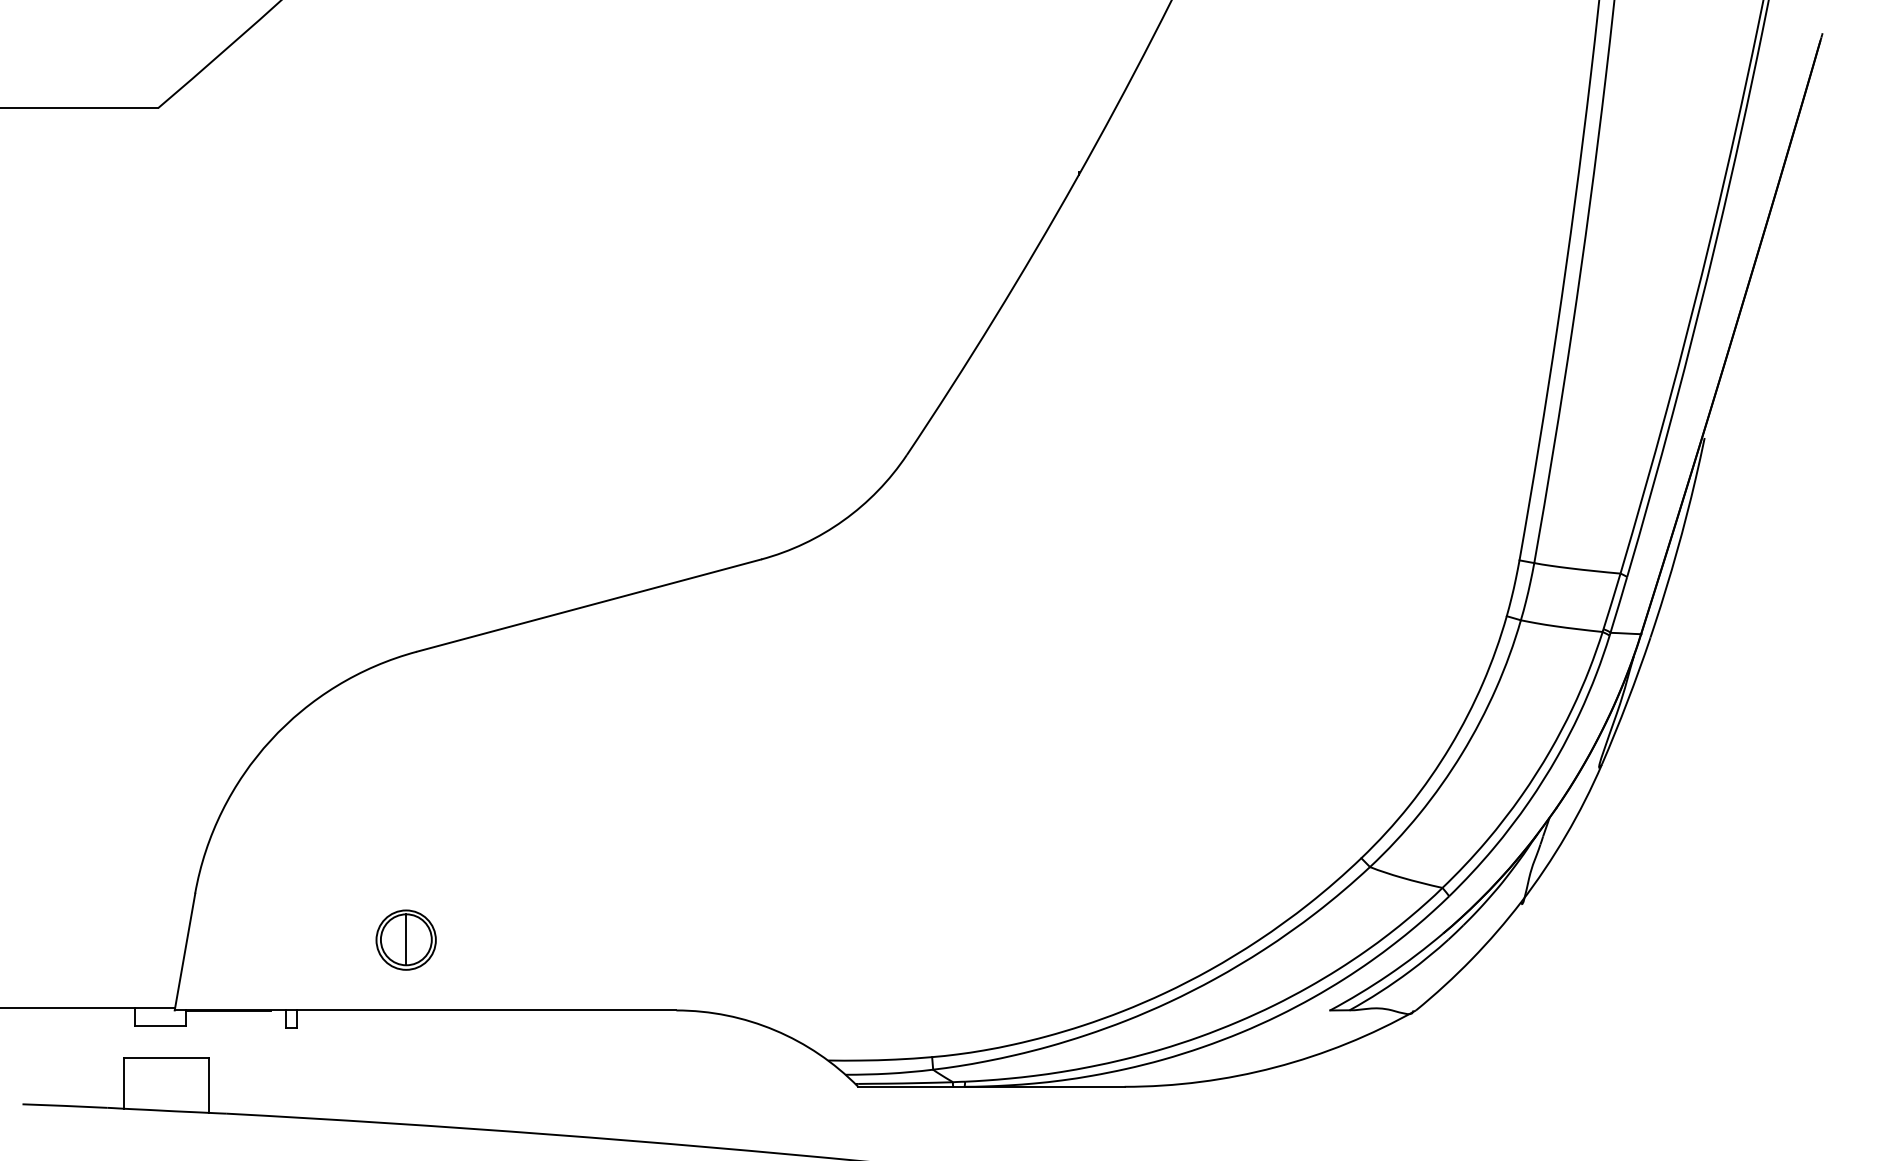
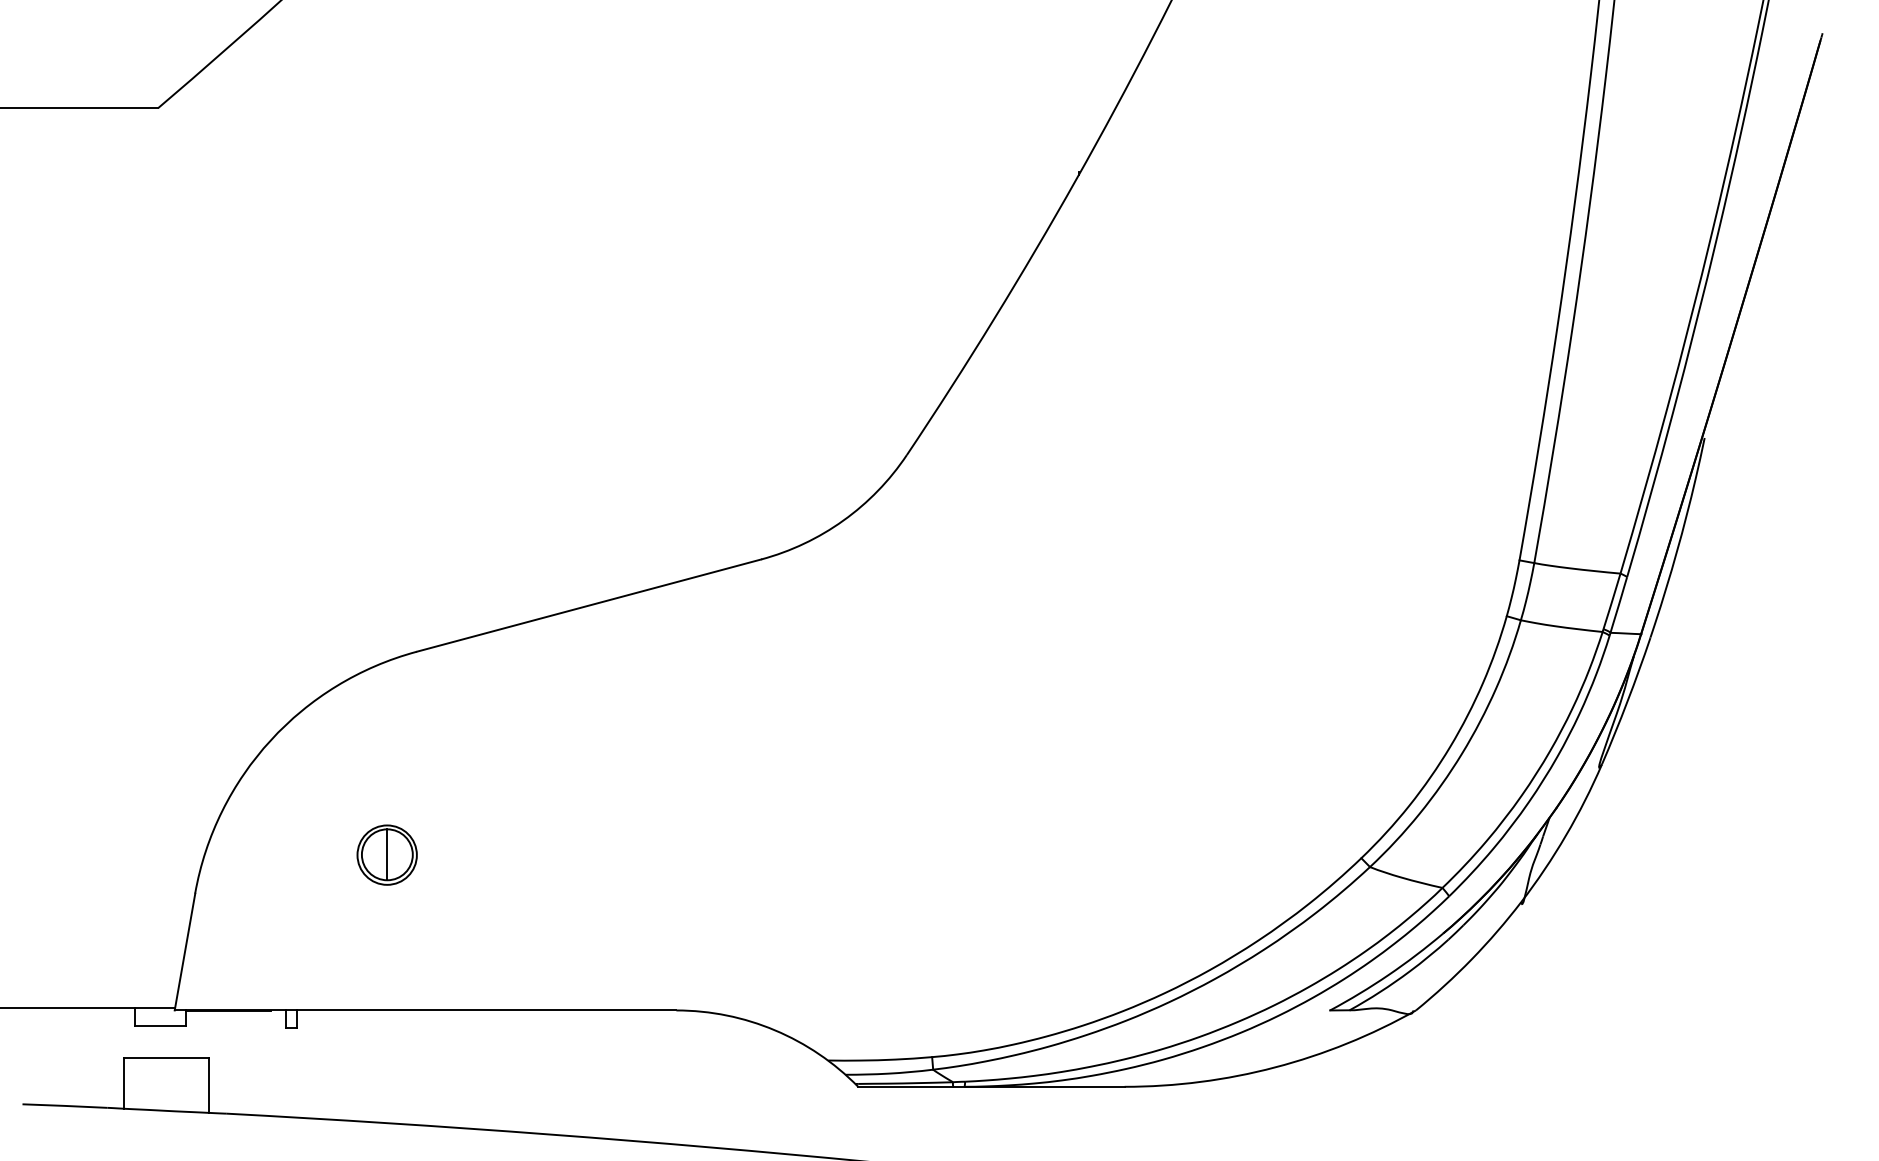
part position: (405, 939) -> (386, 854) (386, 854)
